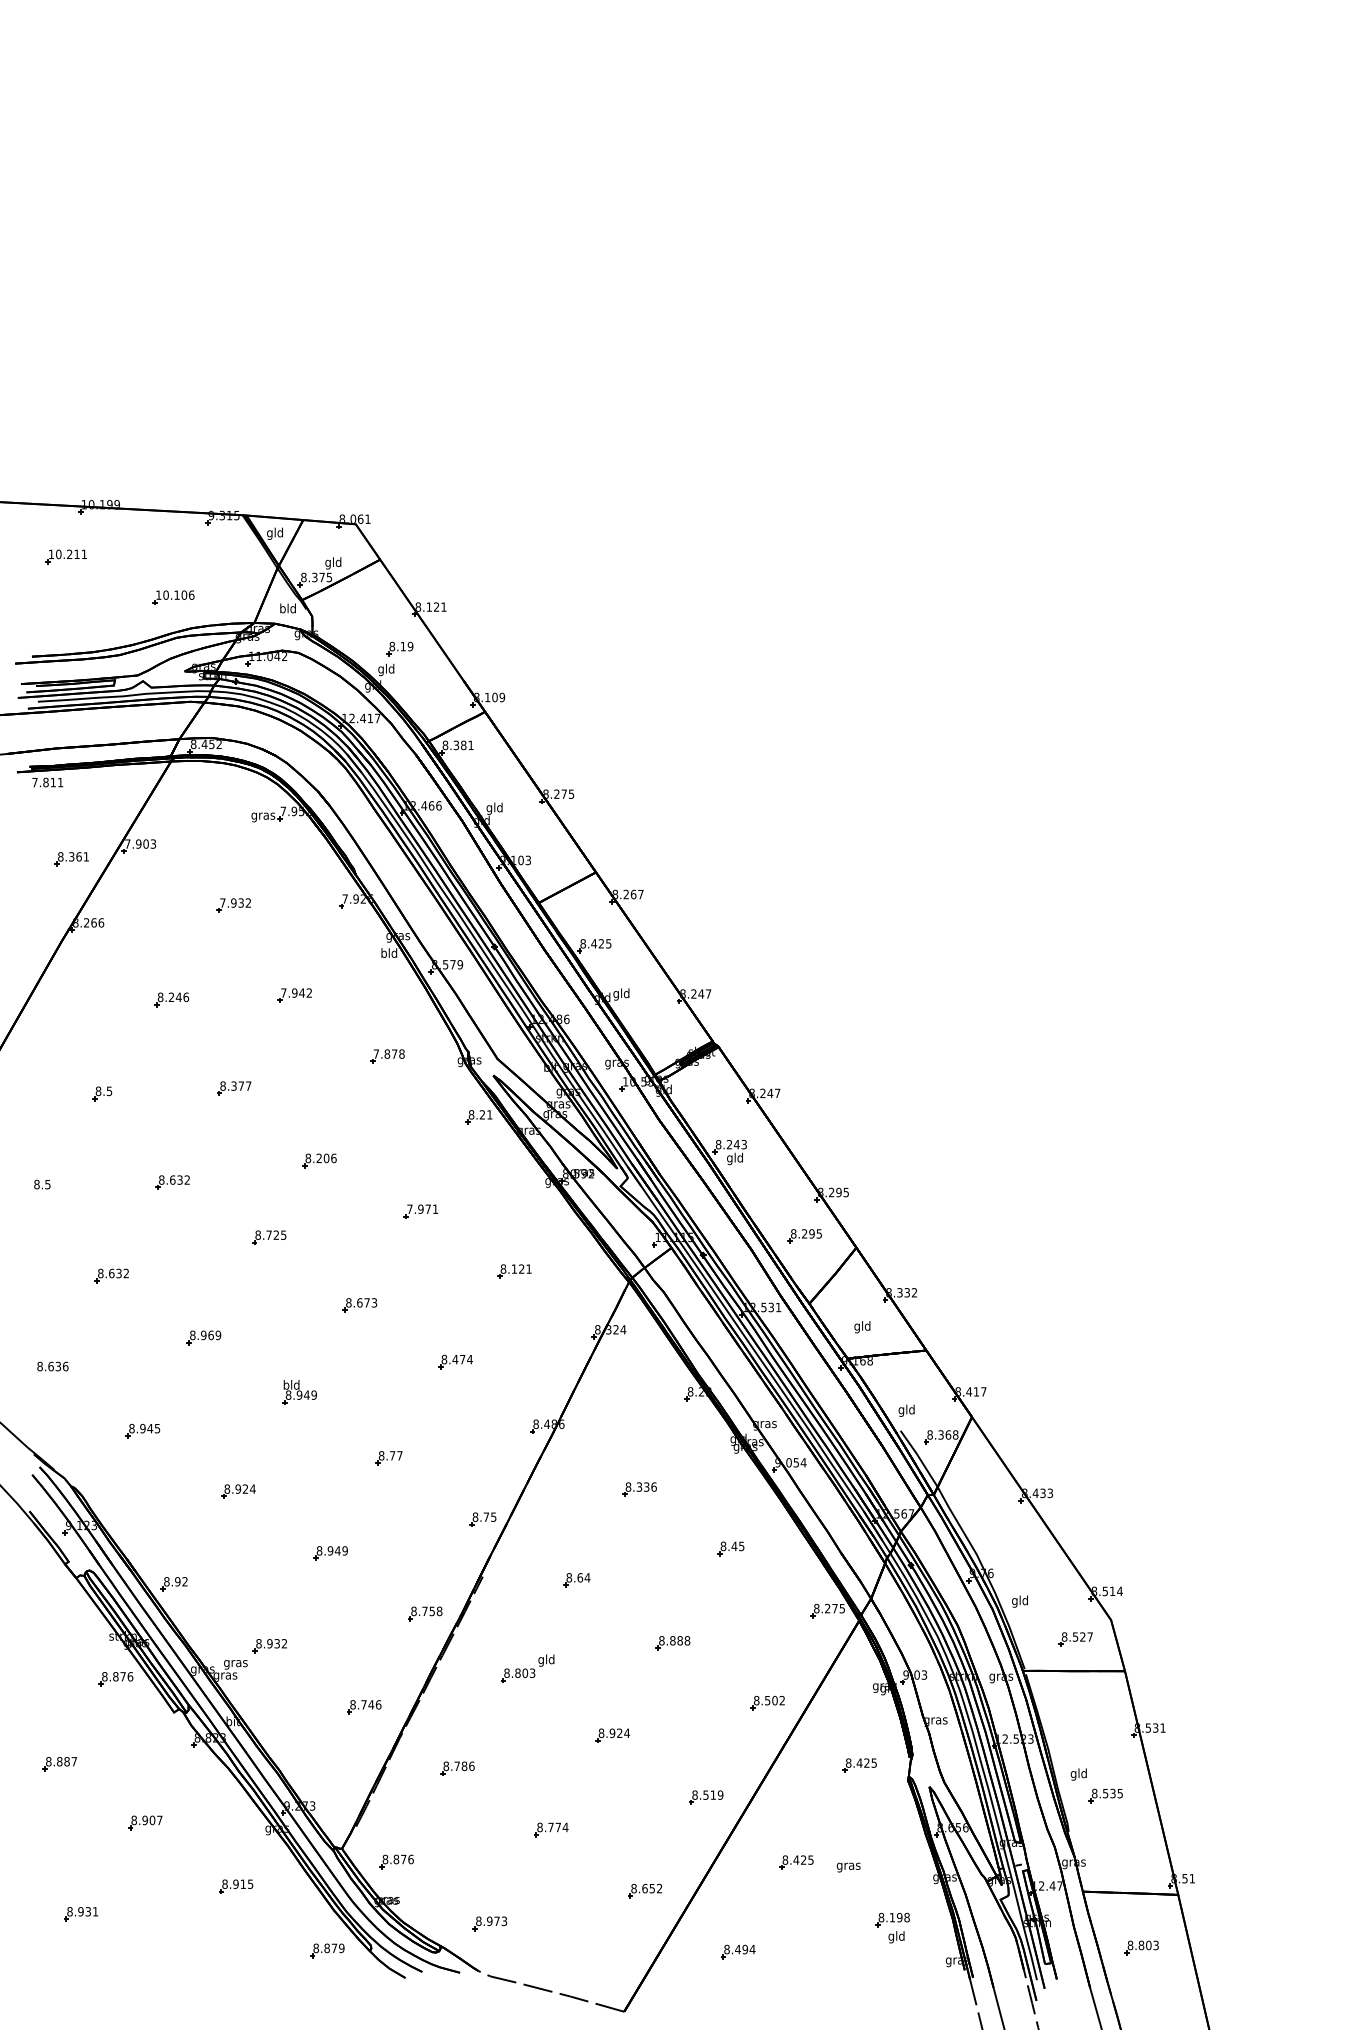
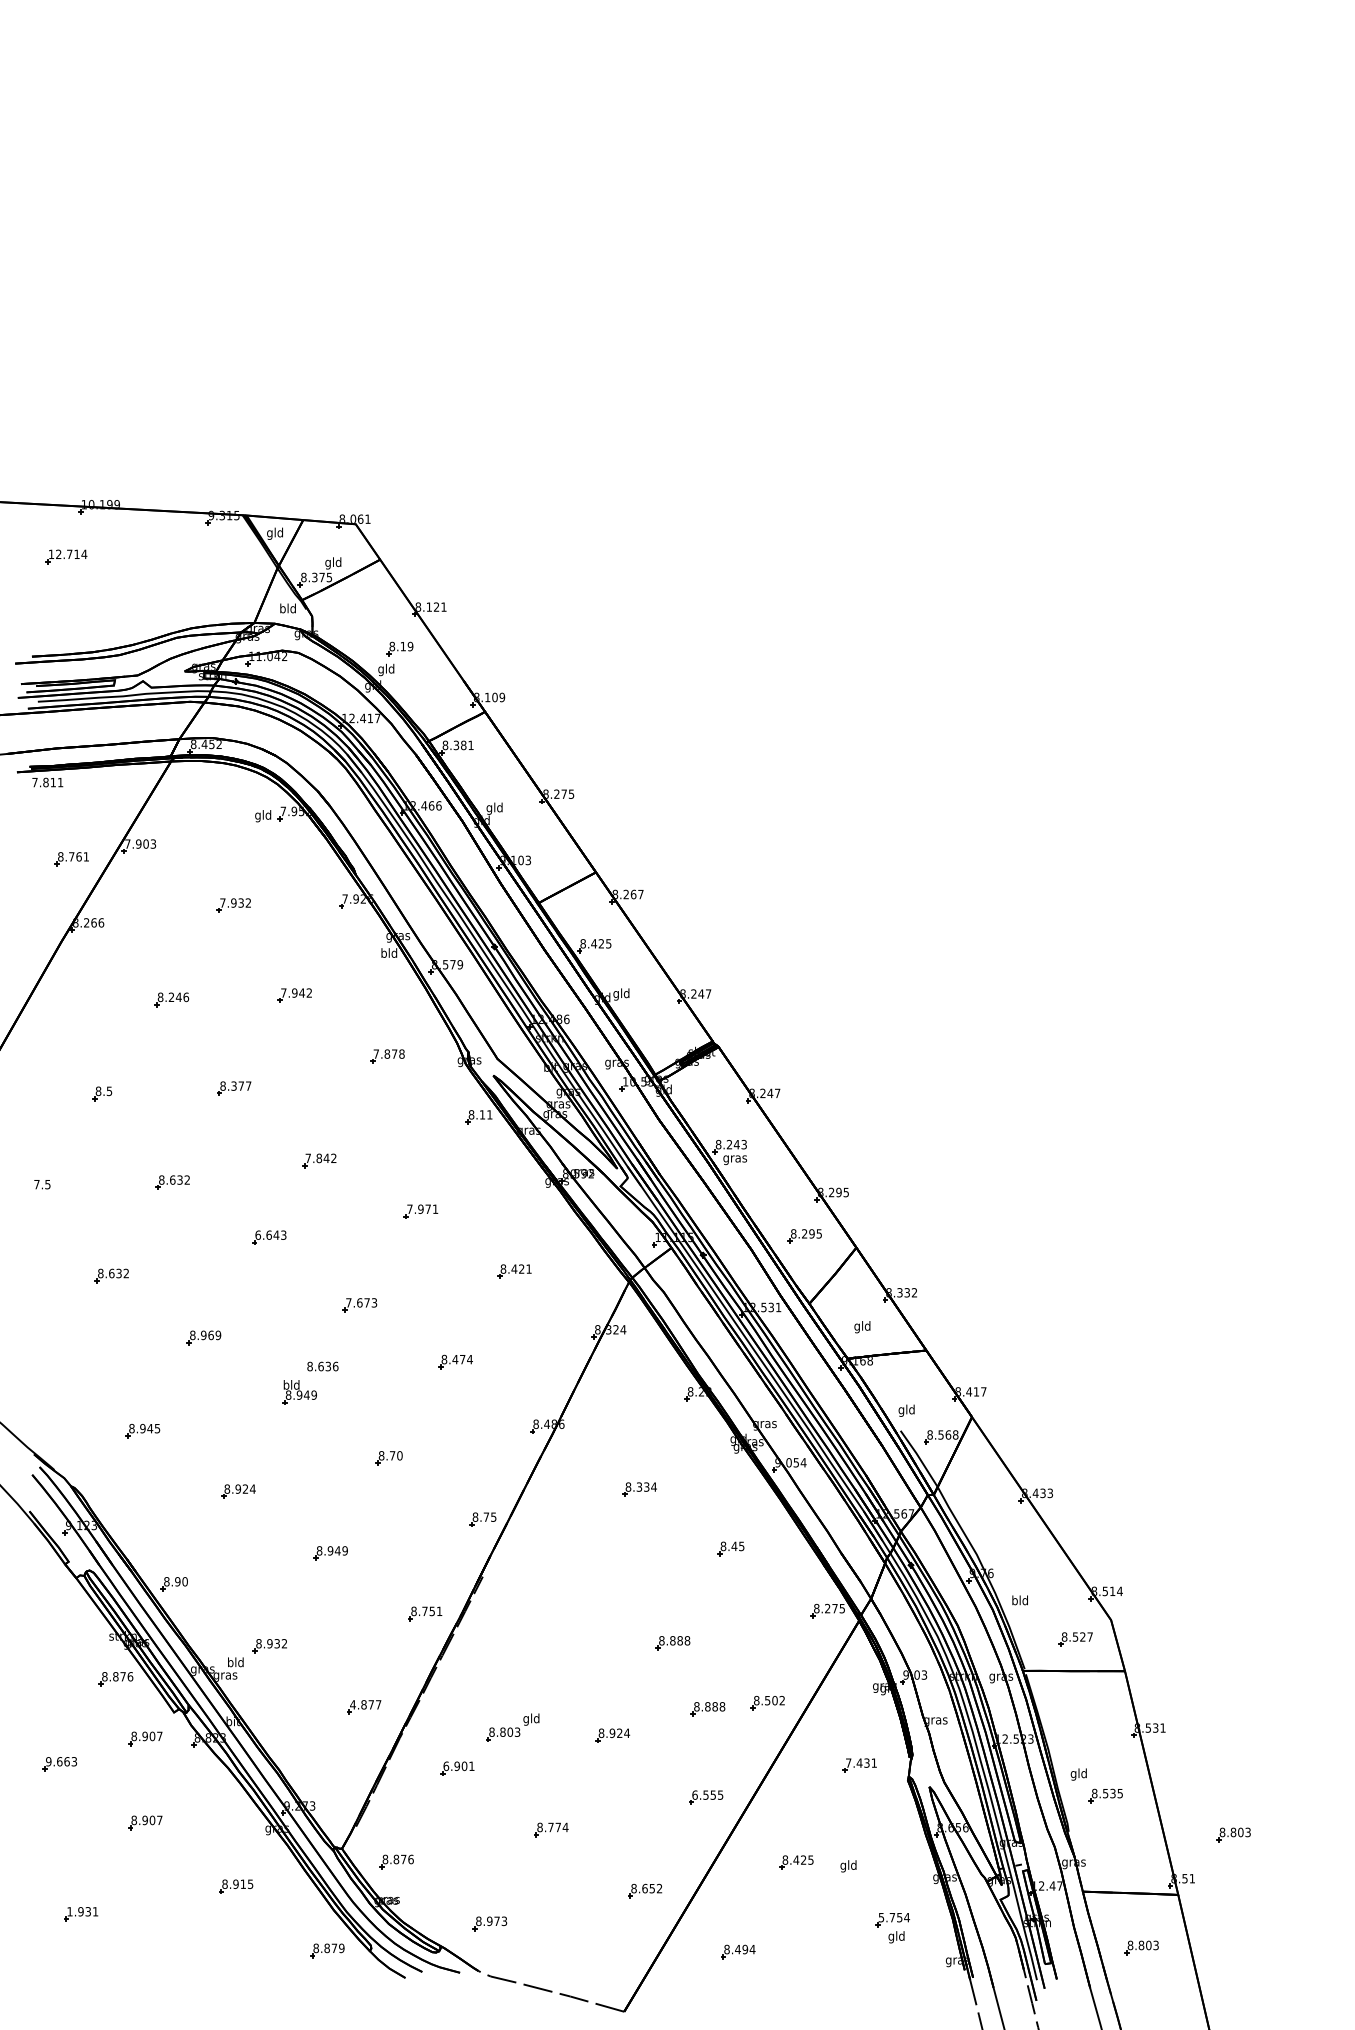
text: 10.211 -> 12.714 (71, 554)
part: present -> none (173, 597)
text: gras -> gld (263, 816)
text: 8.361 -> 8.761 (71, 856)
text: 8.21 -> 8.11 (481, 1114)
text: 8.206 -> 7.842 (320, 1158)
text: gld -> gras (735, 1158)
text: 8.5 -> 7.5 (36, 1184)
text: 8.725 -> 6.643 (270, 1234)
text: 8.121 -> 8.421 (514, 1268)
text: 8.673 -> 7.673 (348, 1302)
text position: (52, 1366) -> (322, 1366) (322, 1366)
text: 8.368 -> 8.568 (940, 1434)
text: 8.77 -> 8.70 (399, 1455)
text: 8.336 -> 8.334 (653, 1486)
part: present -> none (576, 1580)
text: 8.92 -> 8.90 (184, 1581)
text: gld -> bld (1014, 1601)
text: 8.758 -> 8.751 (439, 1611)
text: gras -> bld (235, 1663)
part position: (527, 1668) -> (512, 1727) (512, 1727)
text: 8.746 -> 4.877 (365, 1704)
part: none -> present (707, 1709)
part: none -> present (145, 1738)
text: 8.887 -> 9.663 (61, 1761)
text: 8.425 -> 7.431 (861, 1762)
text: 8.786 -> 6.901 (458, 1766)
text: 8.519 -> 6.555 (707, 1794)
part: none -> present (1233, 1834)
text: gras -> gld (848, 1866)
text: 8.931 -> 1.931 (69, 1911)
text: 8.198 -> 5.754 (894, 1917)
